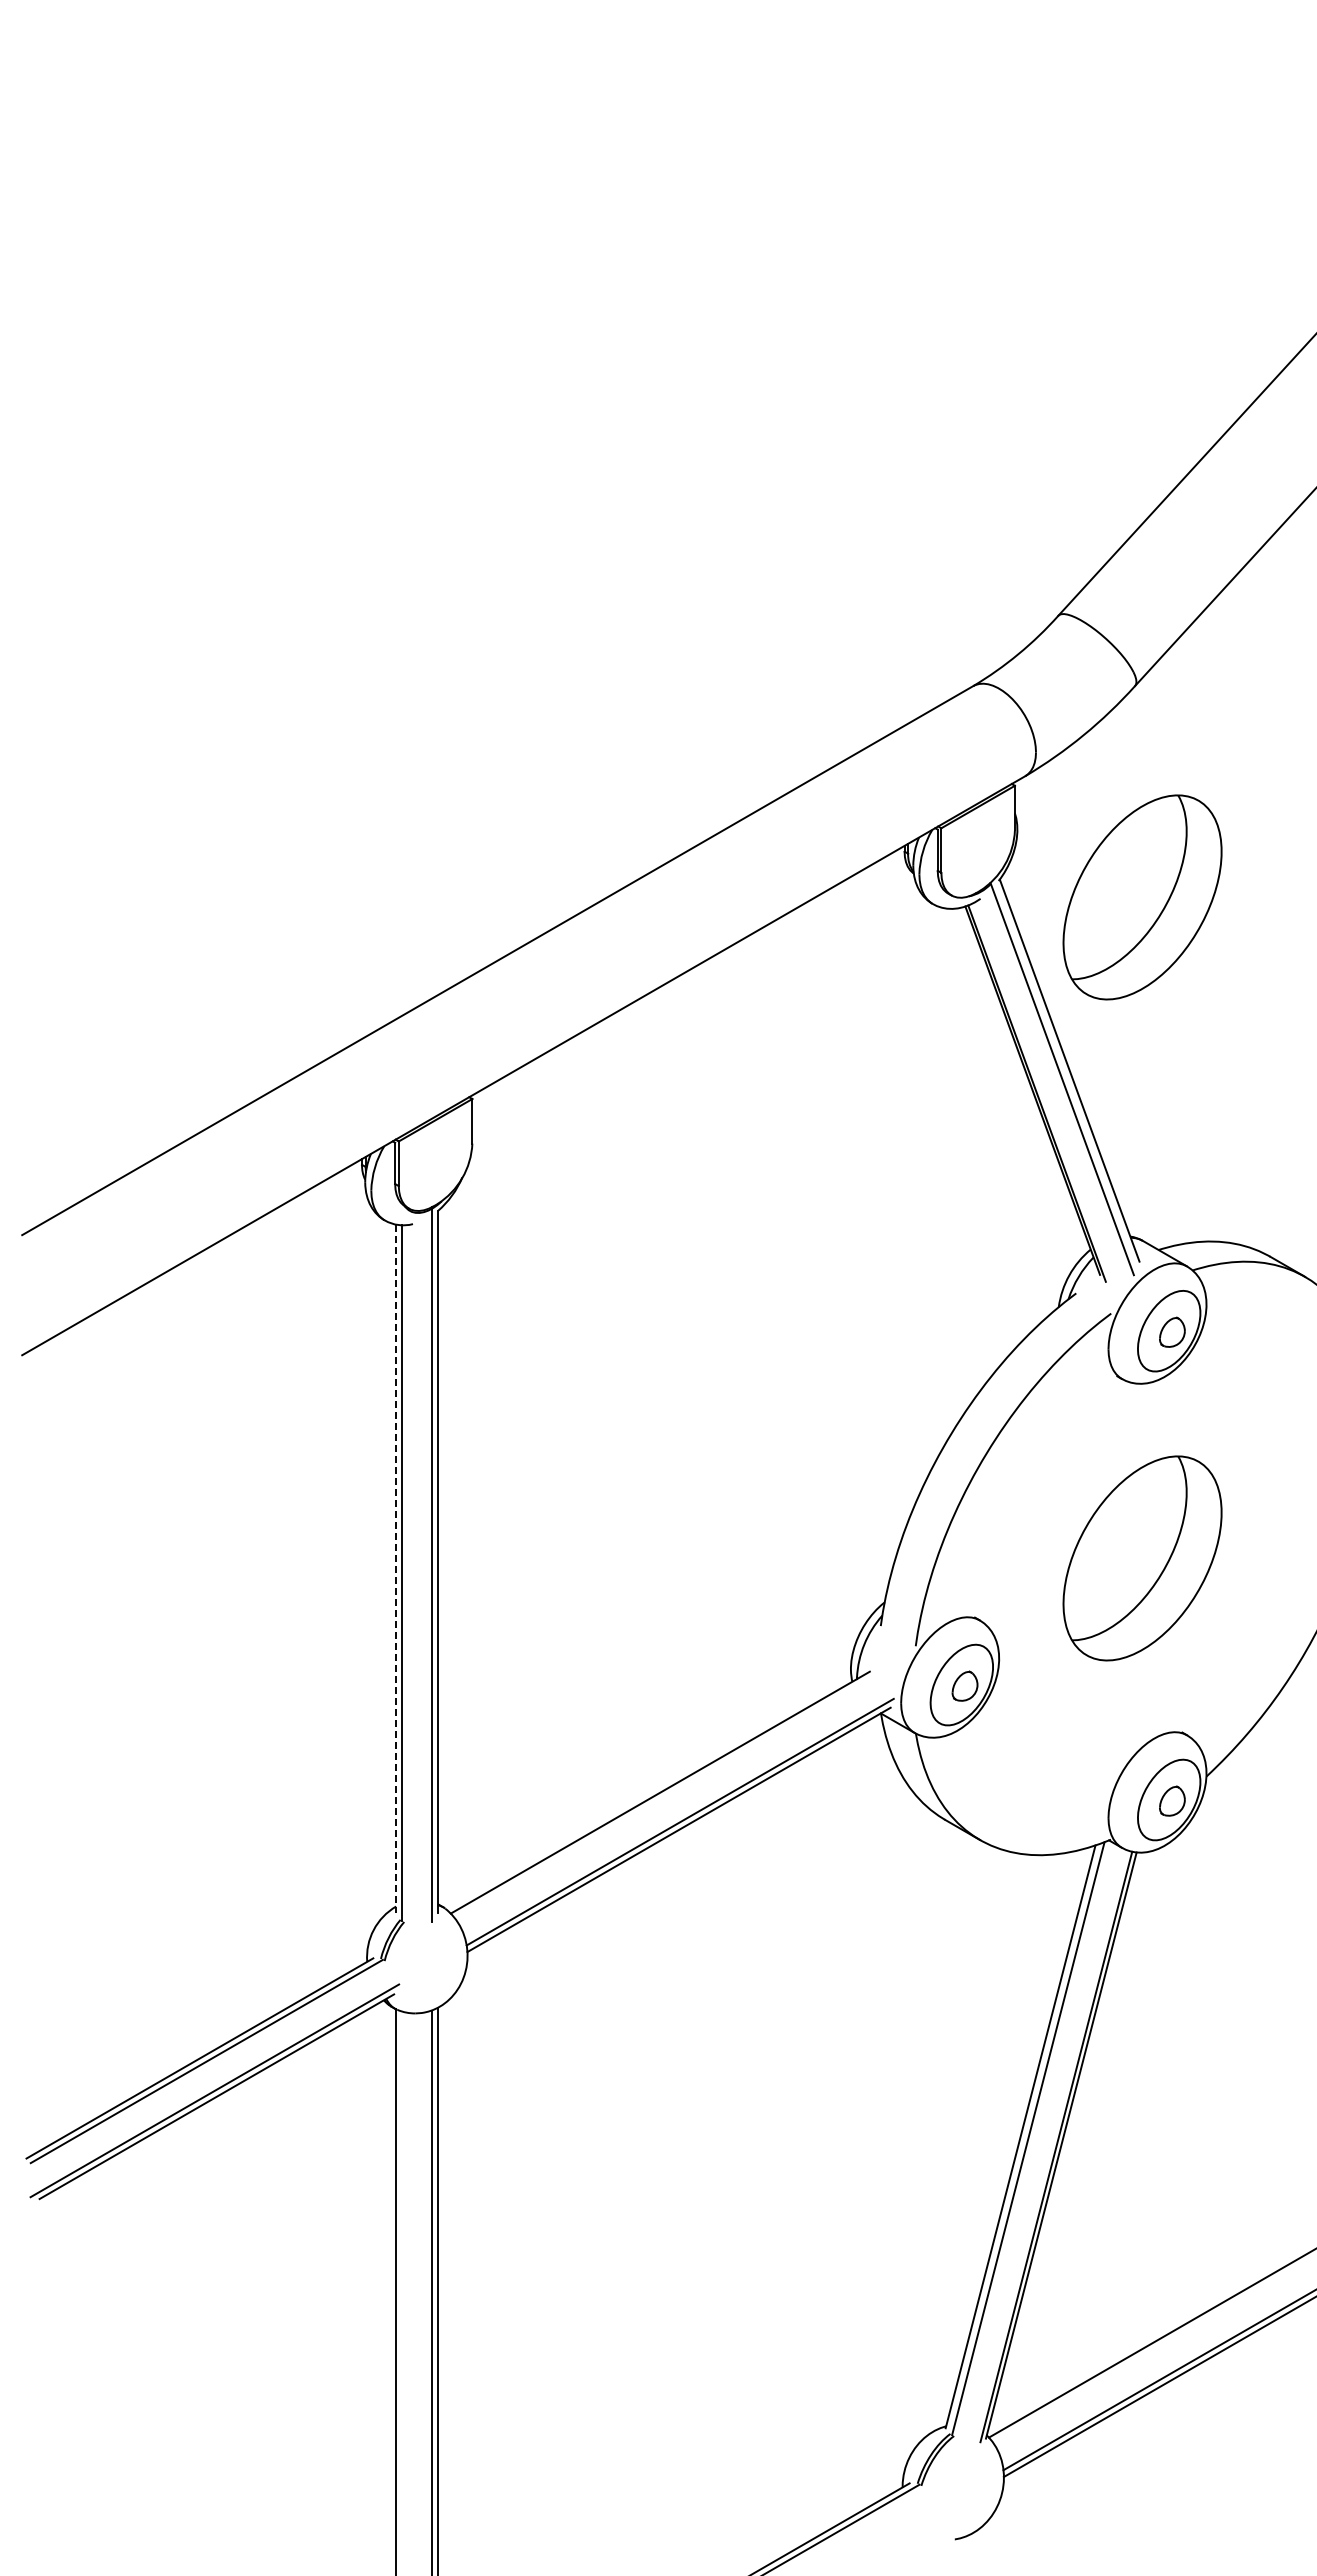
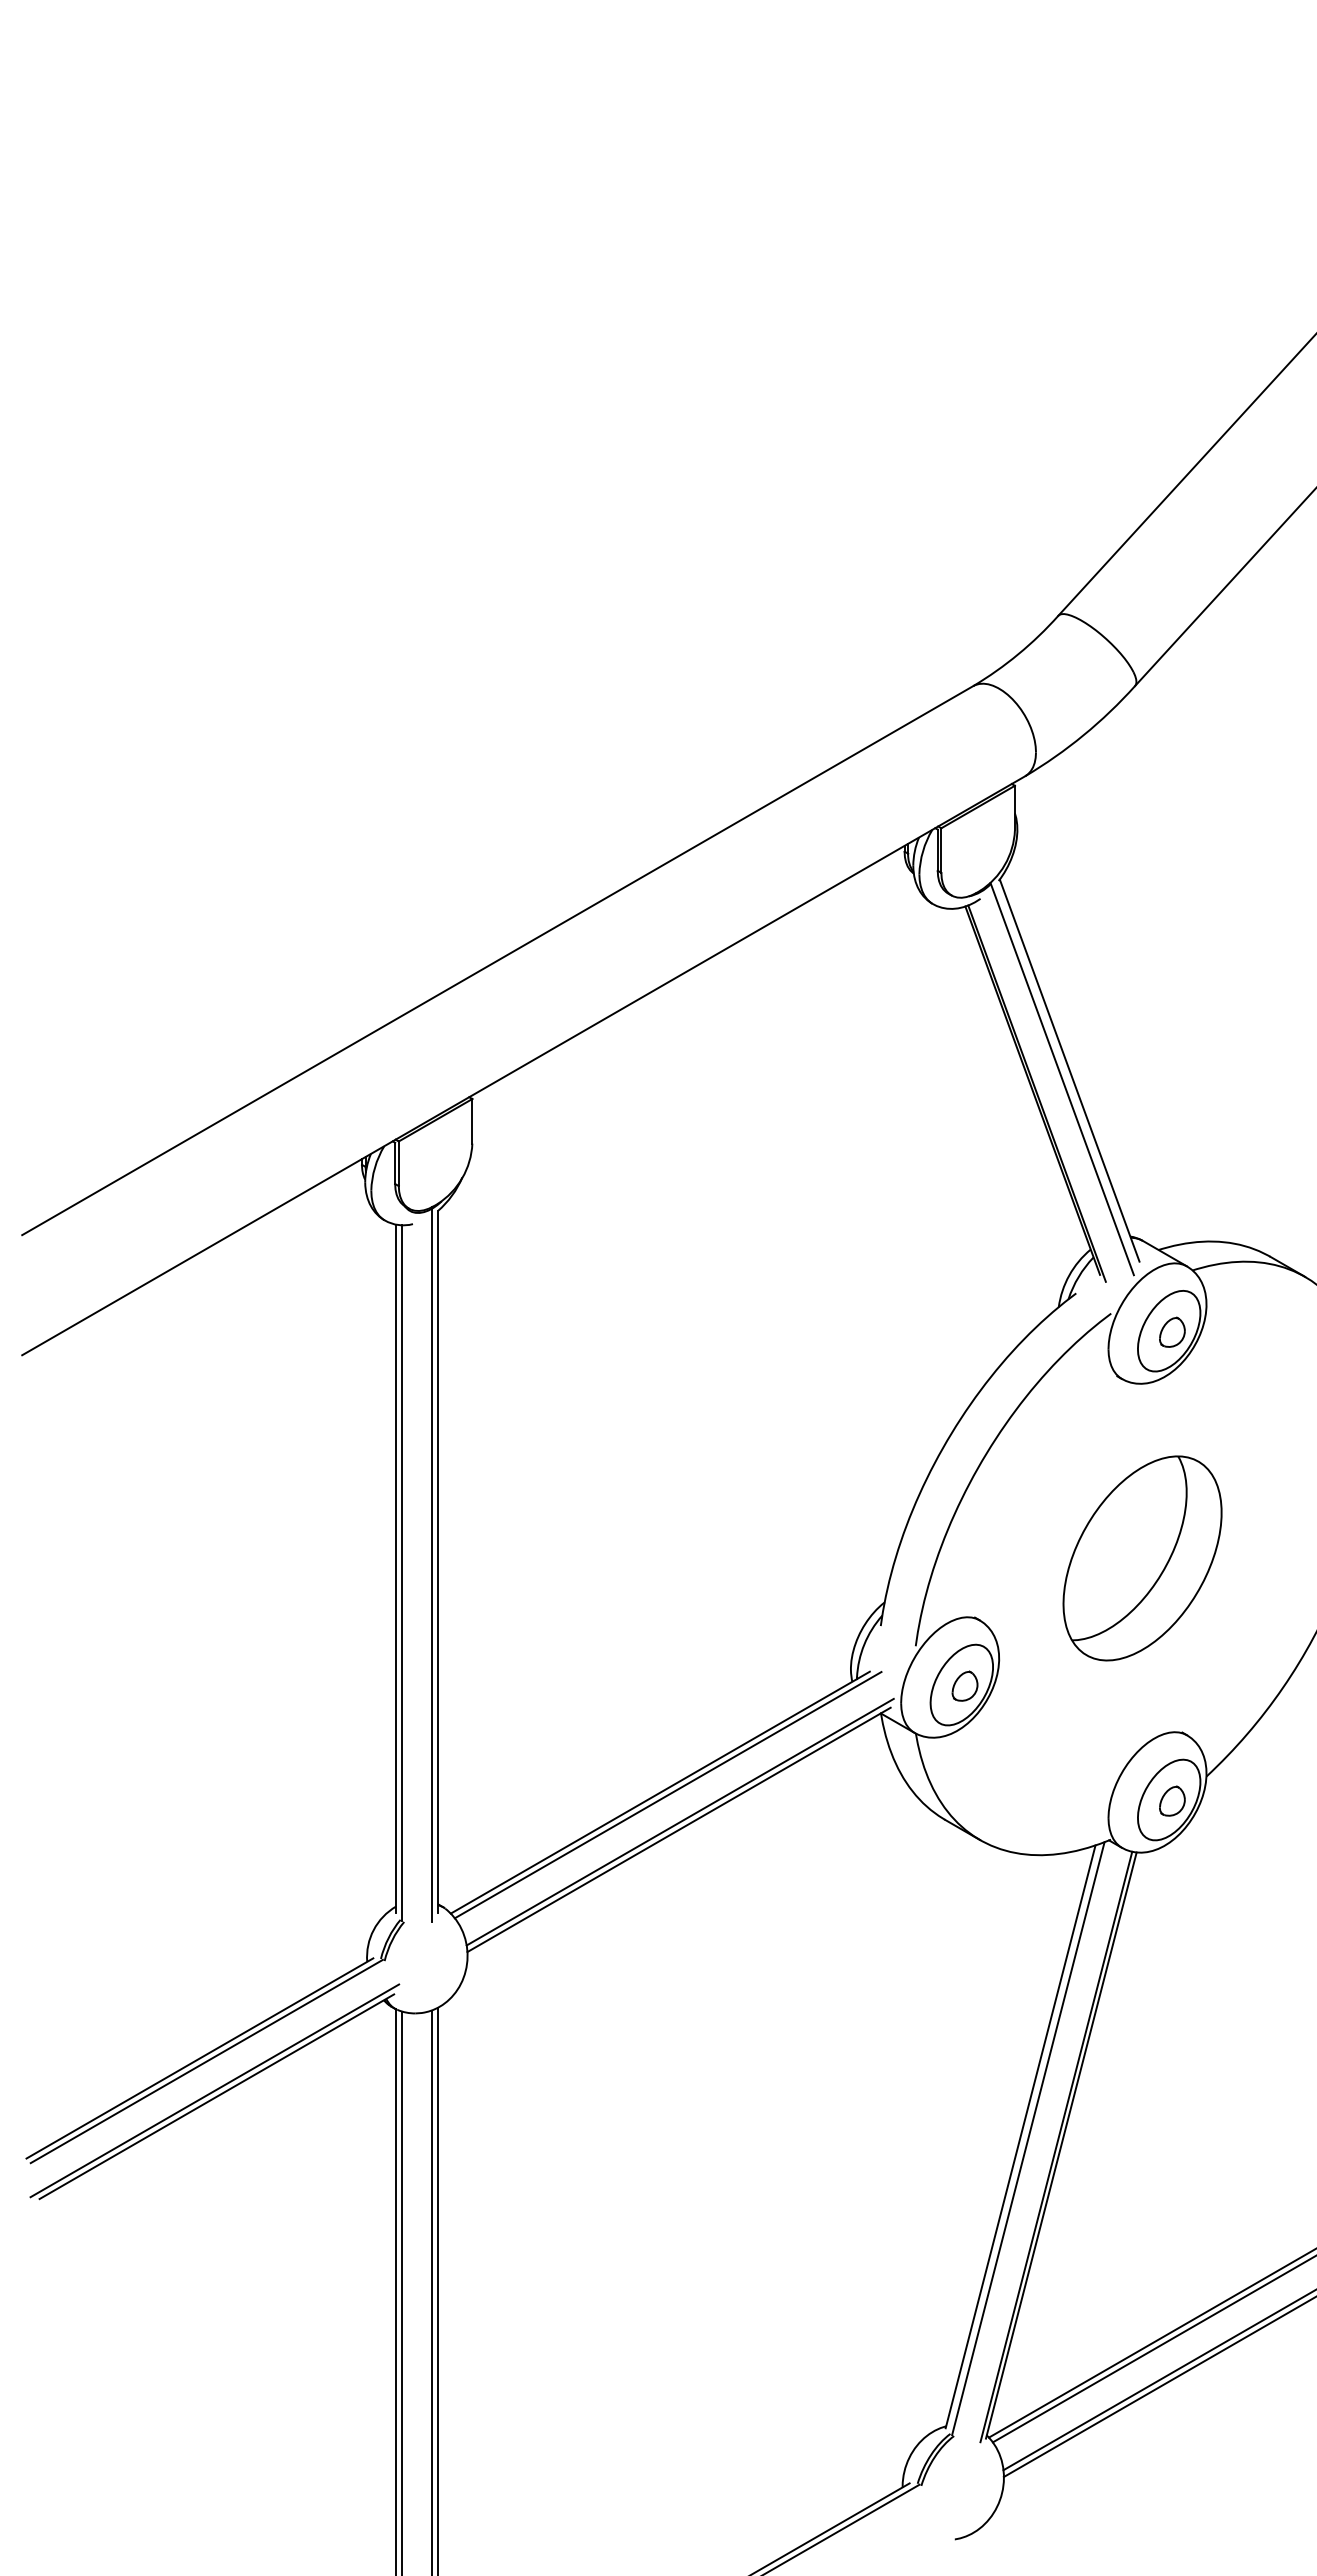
part: present -> none (1142, 897)
line: dashed -> solid (396, 1569)
line: none -> present (667, 1795)
line: none -> present (402, 2291)
line: none -> present (1152, 2349)
